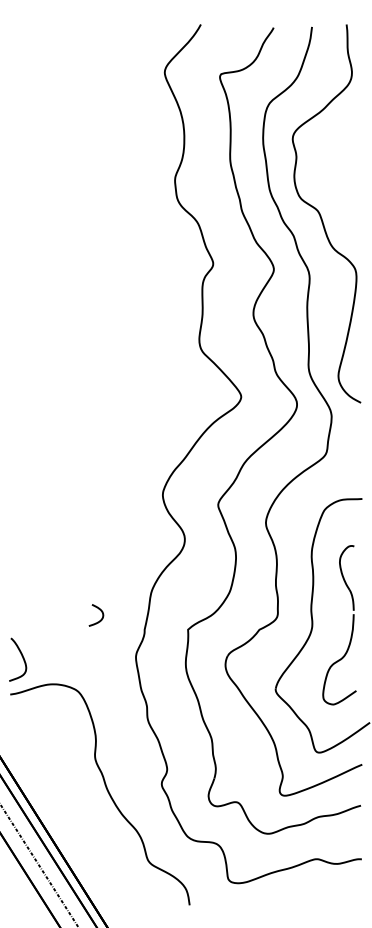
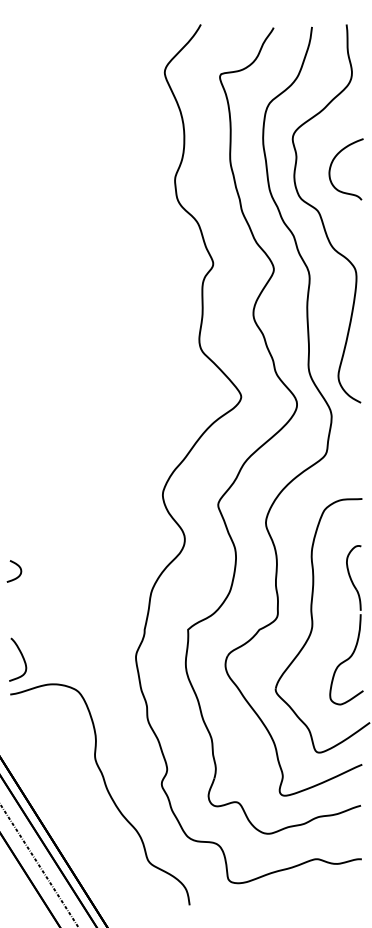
curve: none -> present (332, 164)
curve position: (100, 611) -> (18, 567) (18, 567)
part position: (352, 625) -> (359, 625) (359, 625)
